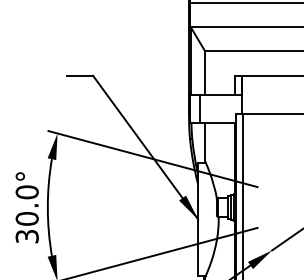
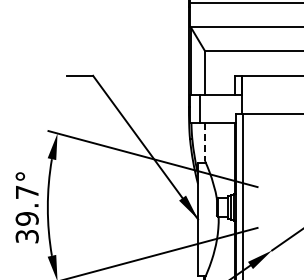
line: solid -> dashed (205, 142)
text: 30.0° -> 39.7° (26, 205)
